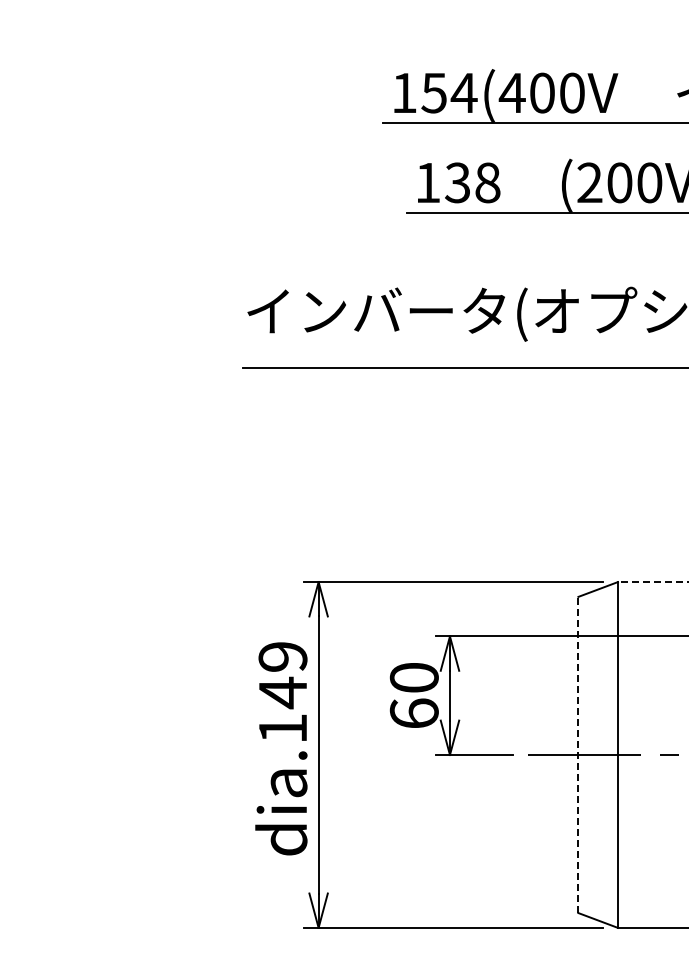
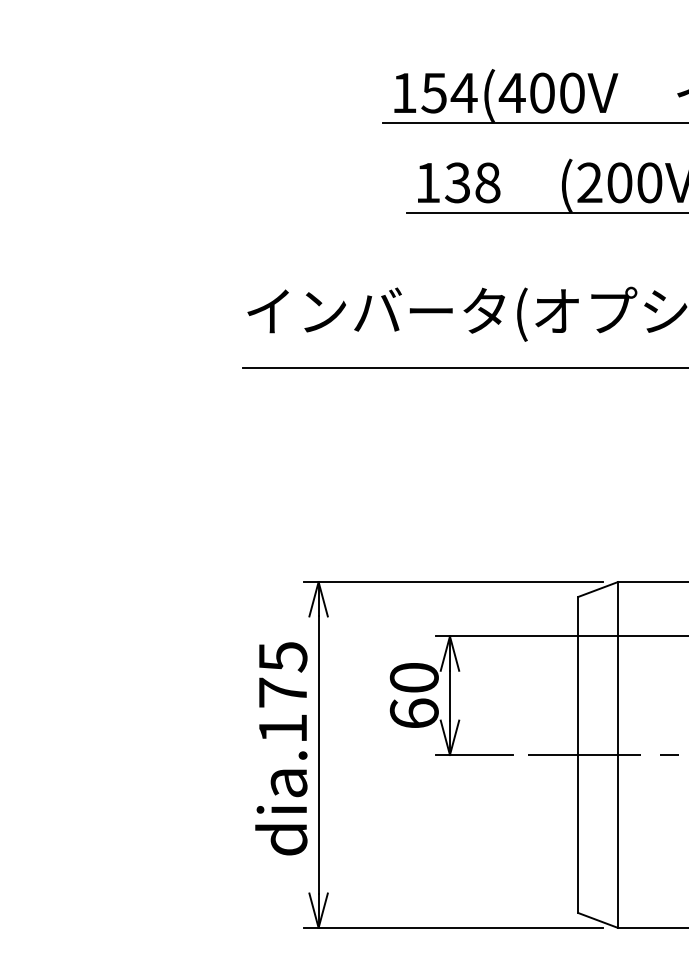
line: dashed -> solid (652, 582)
text: dia.149 -> dia.175 (282, 675)
line: dashed -> solid (578, 754)
